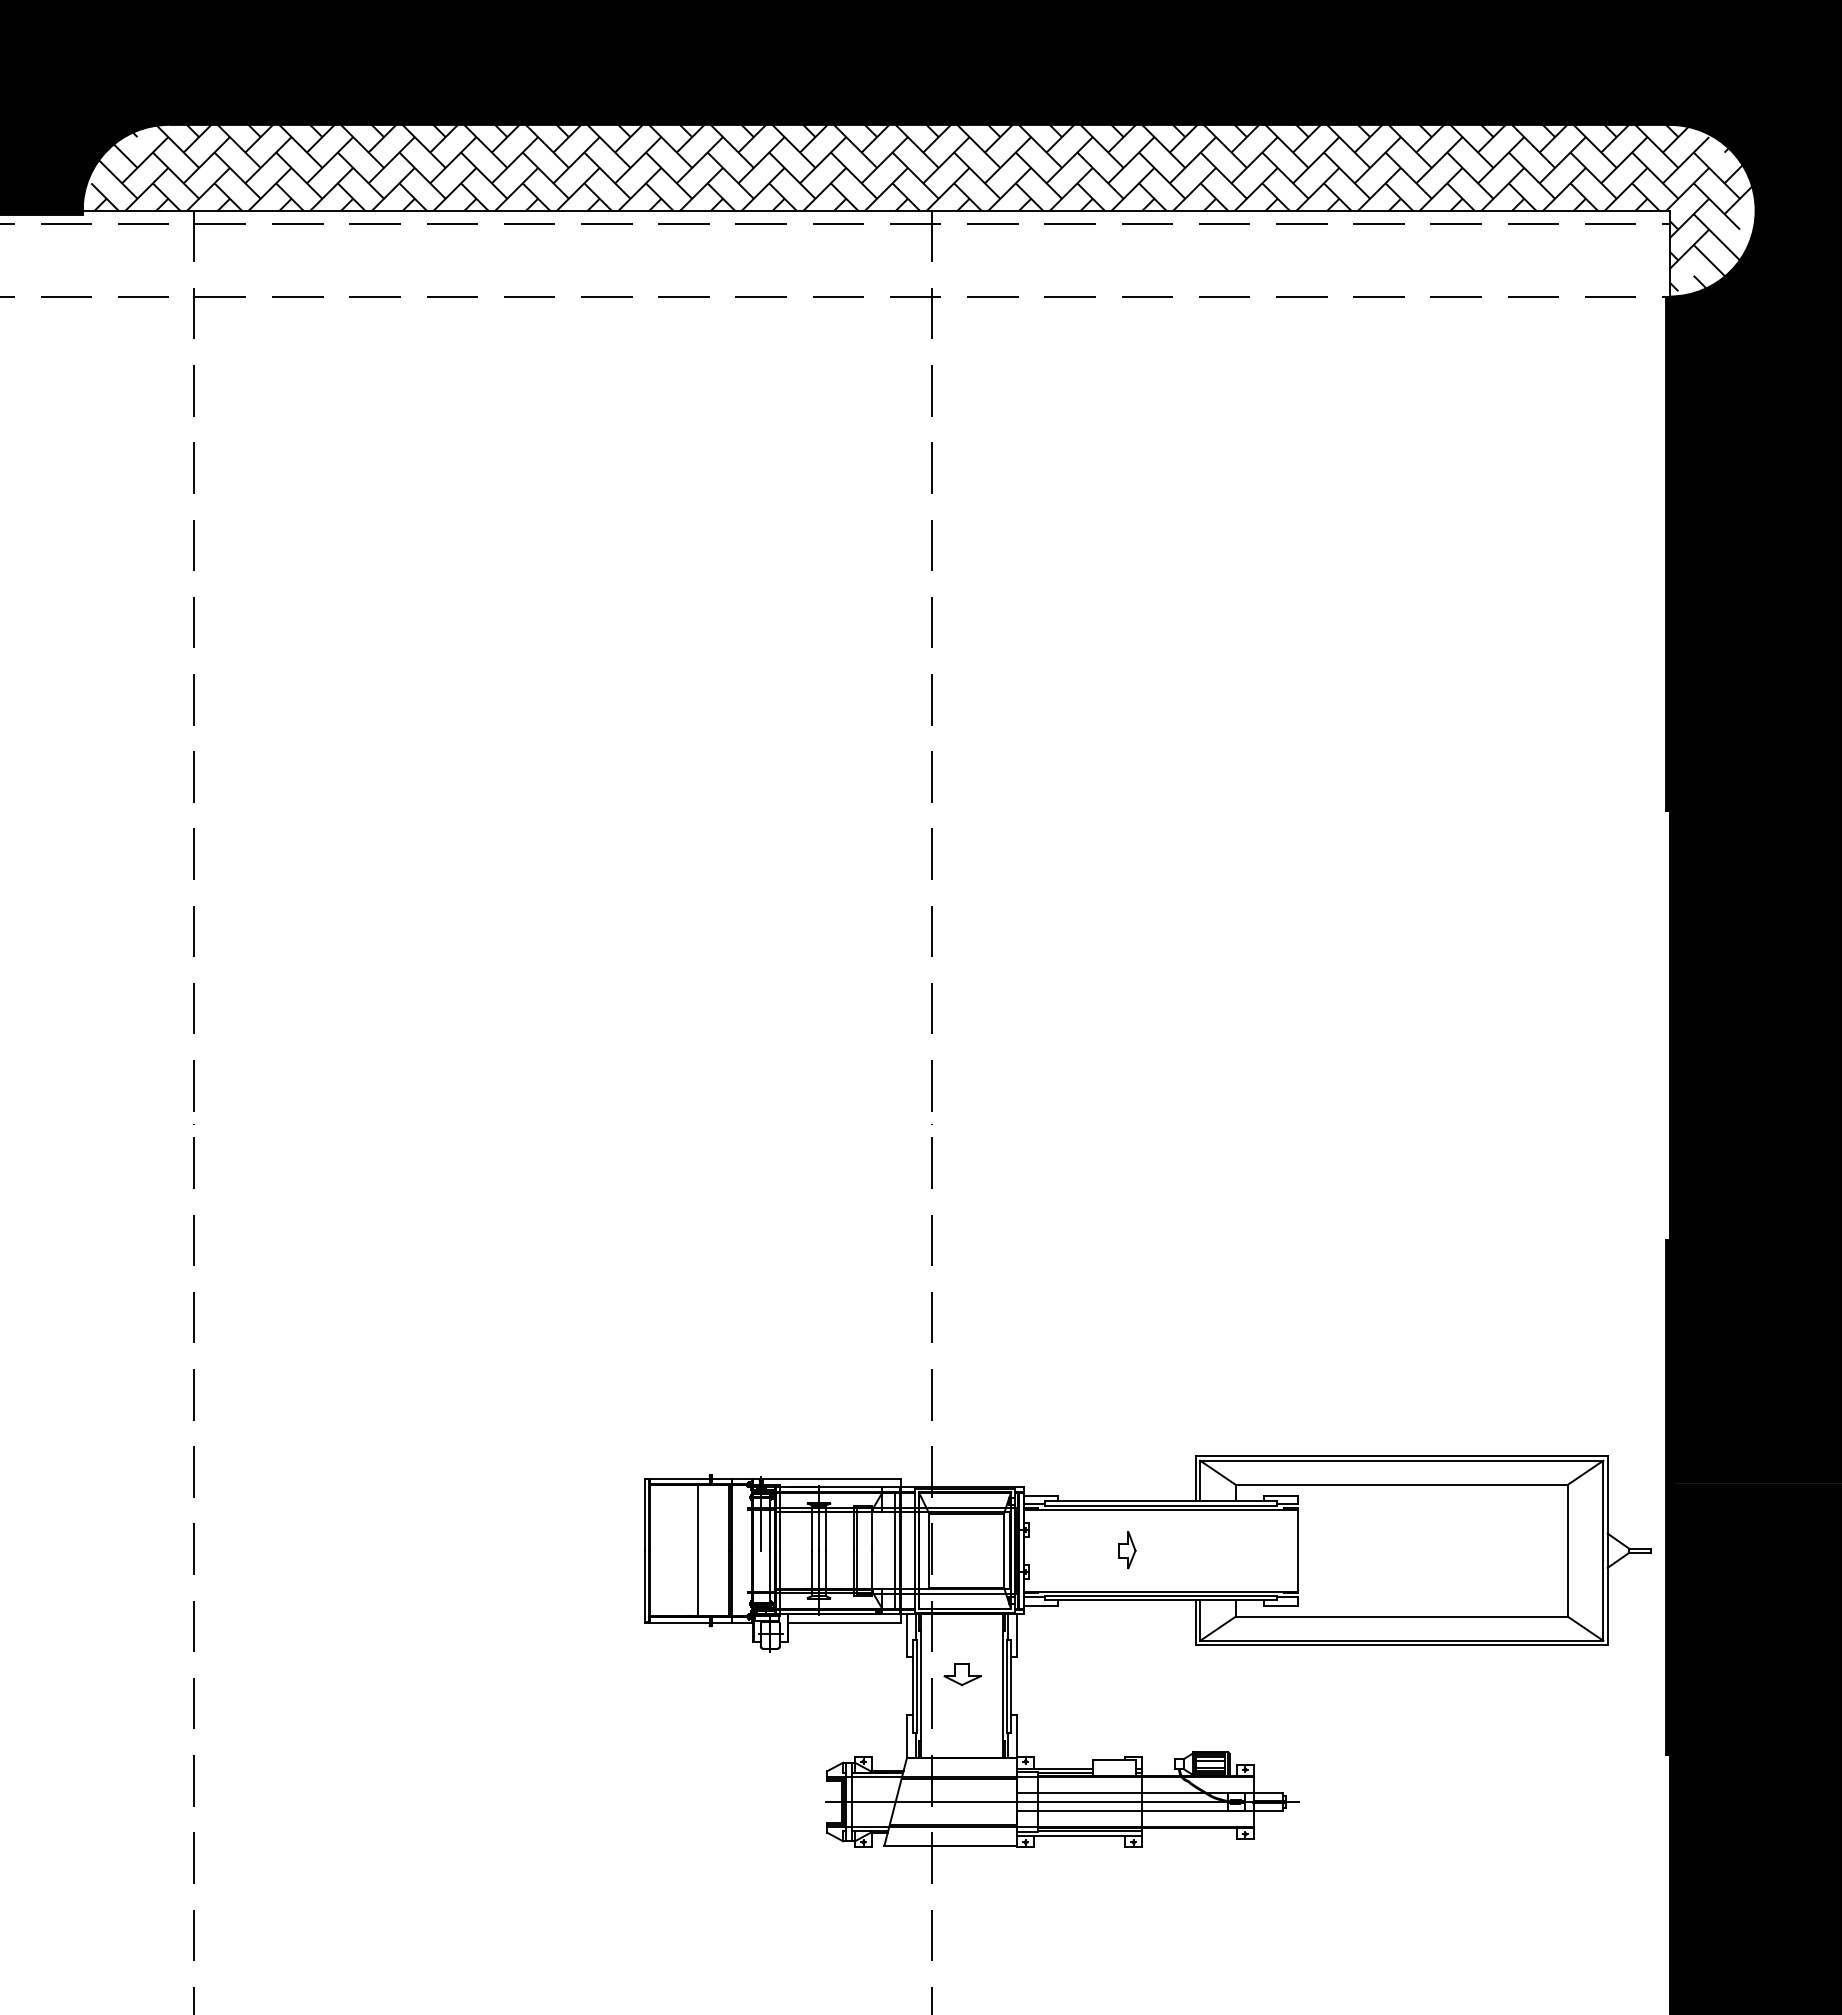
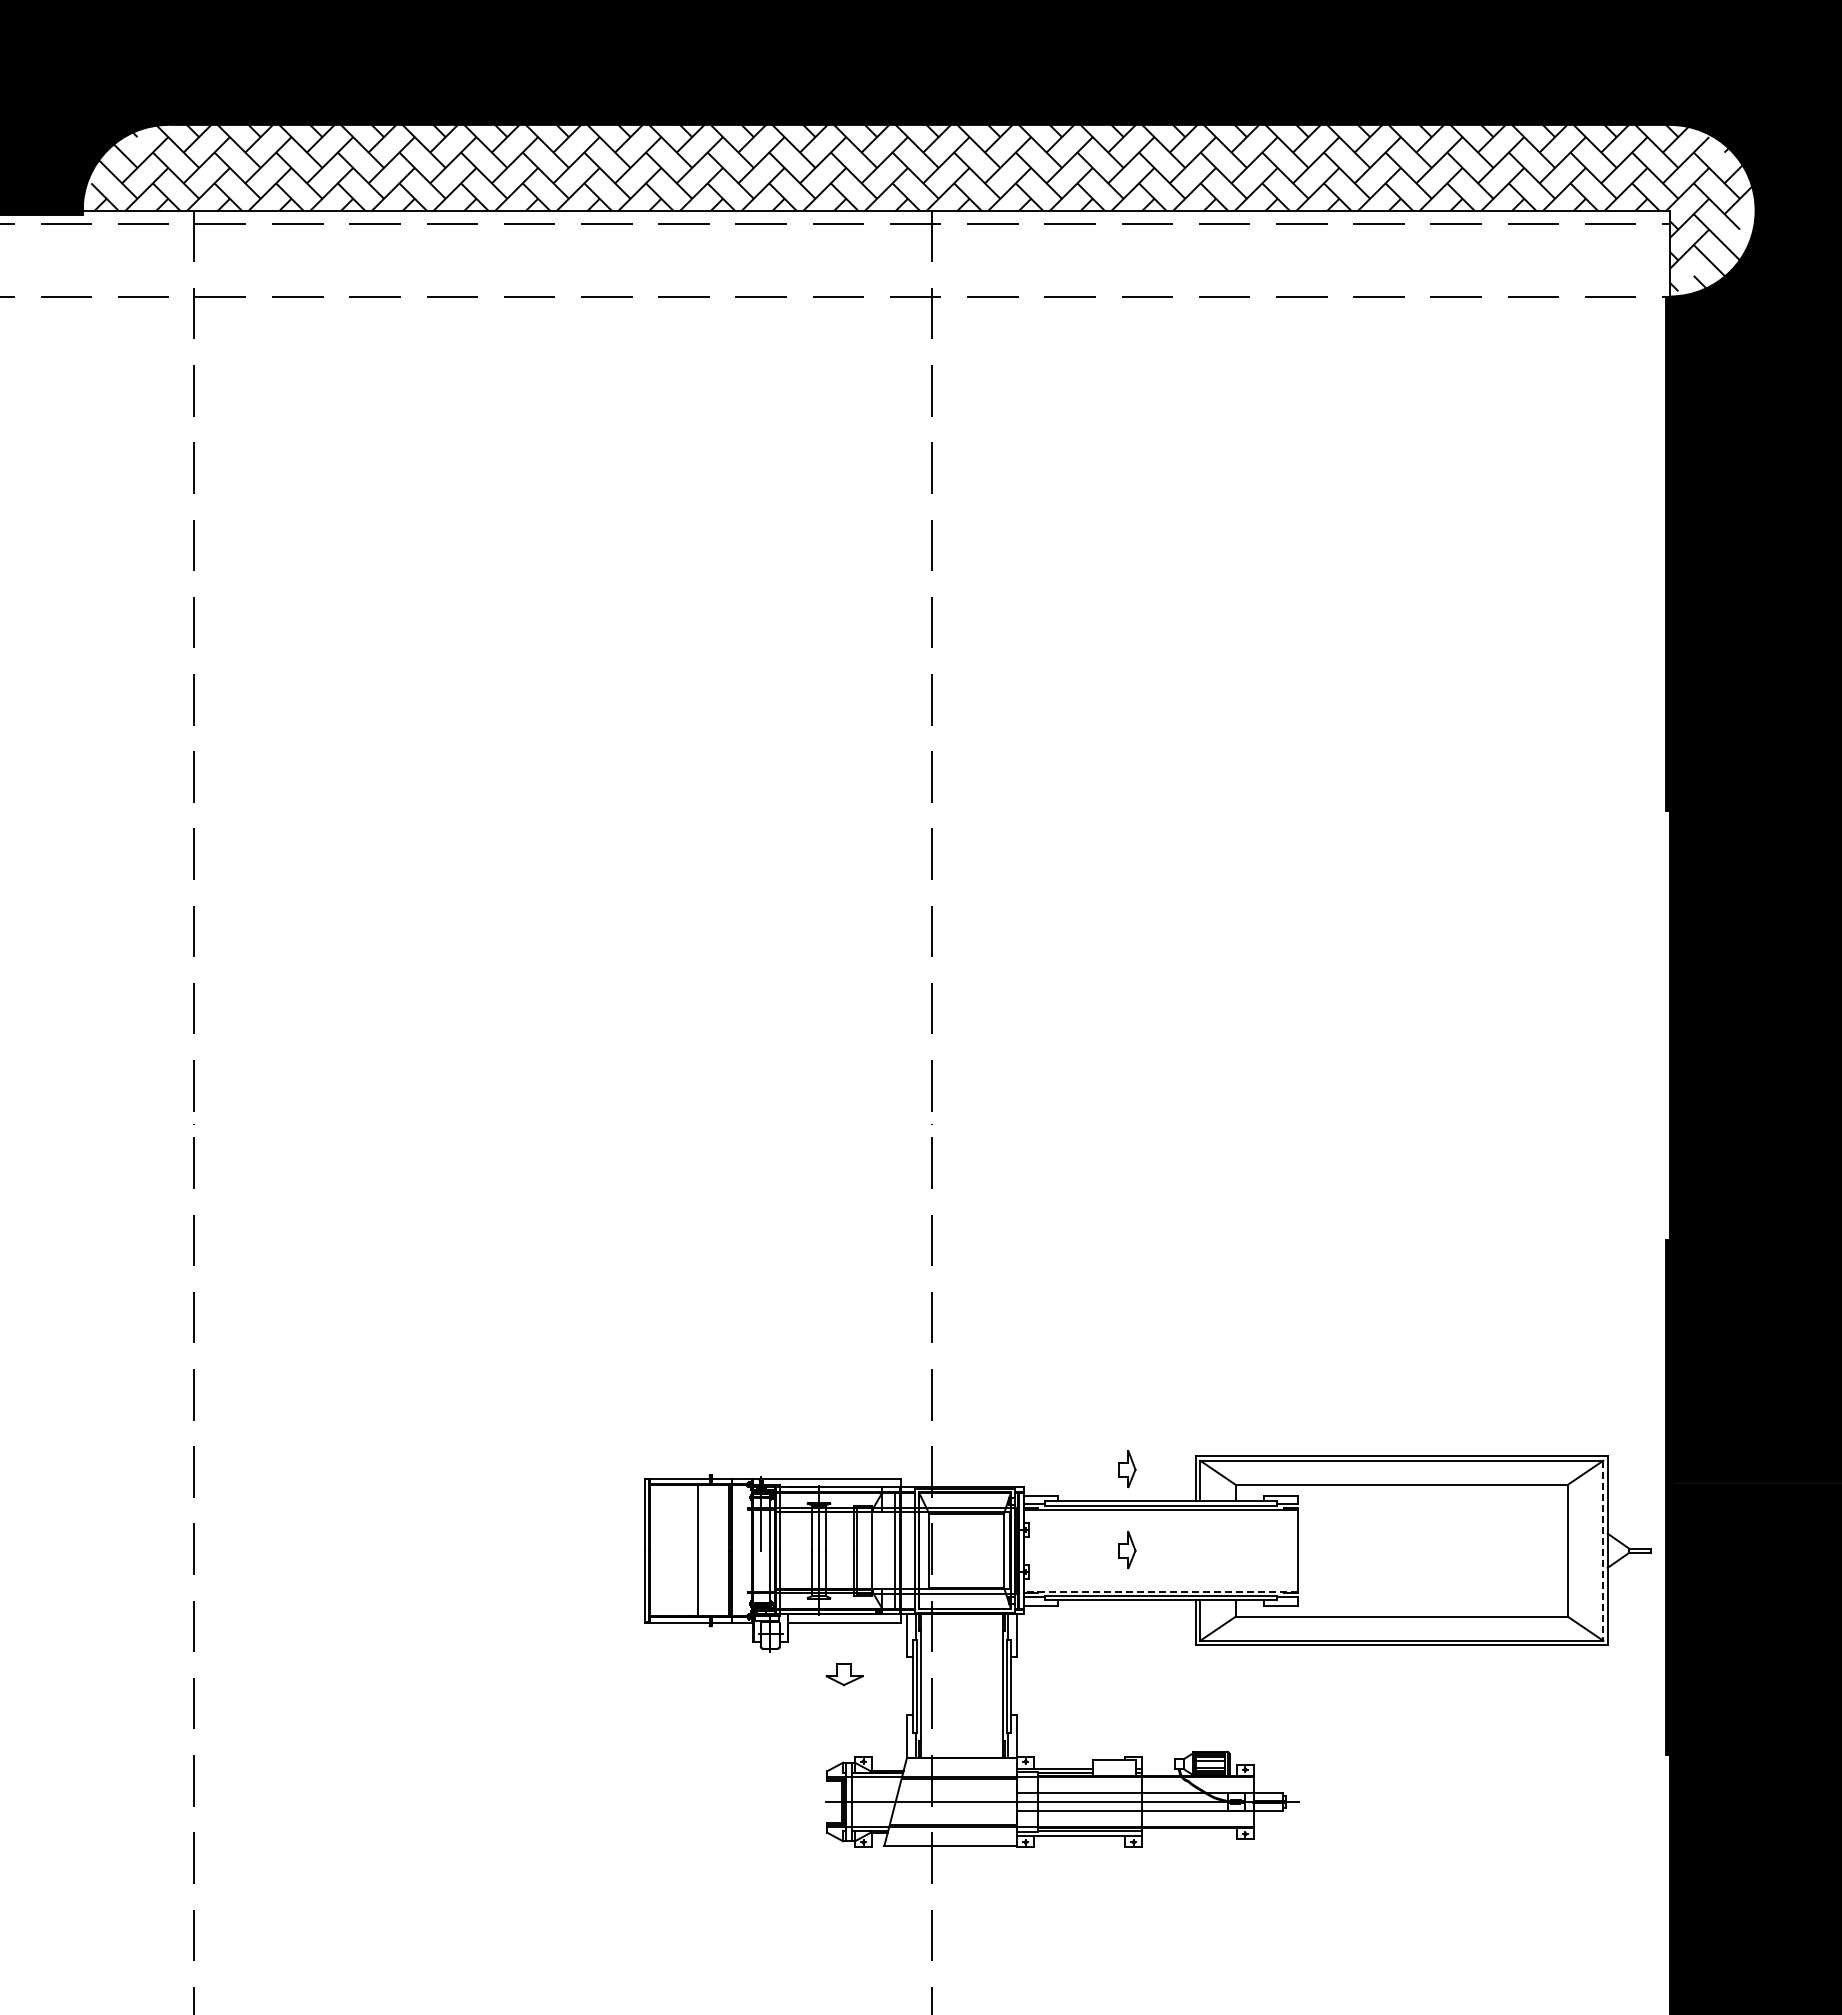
part: none -> present (1127, 1469)
line: solid -> dashed (1603, 1551)
line: solid -> dashed (1160, 1591)
part position: (962, 1674) -> (844, 1674) (844, 1674)
